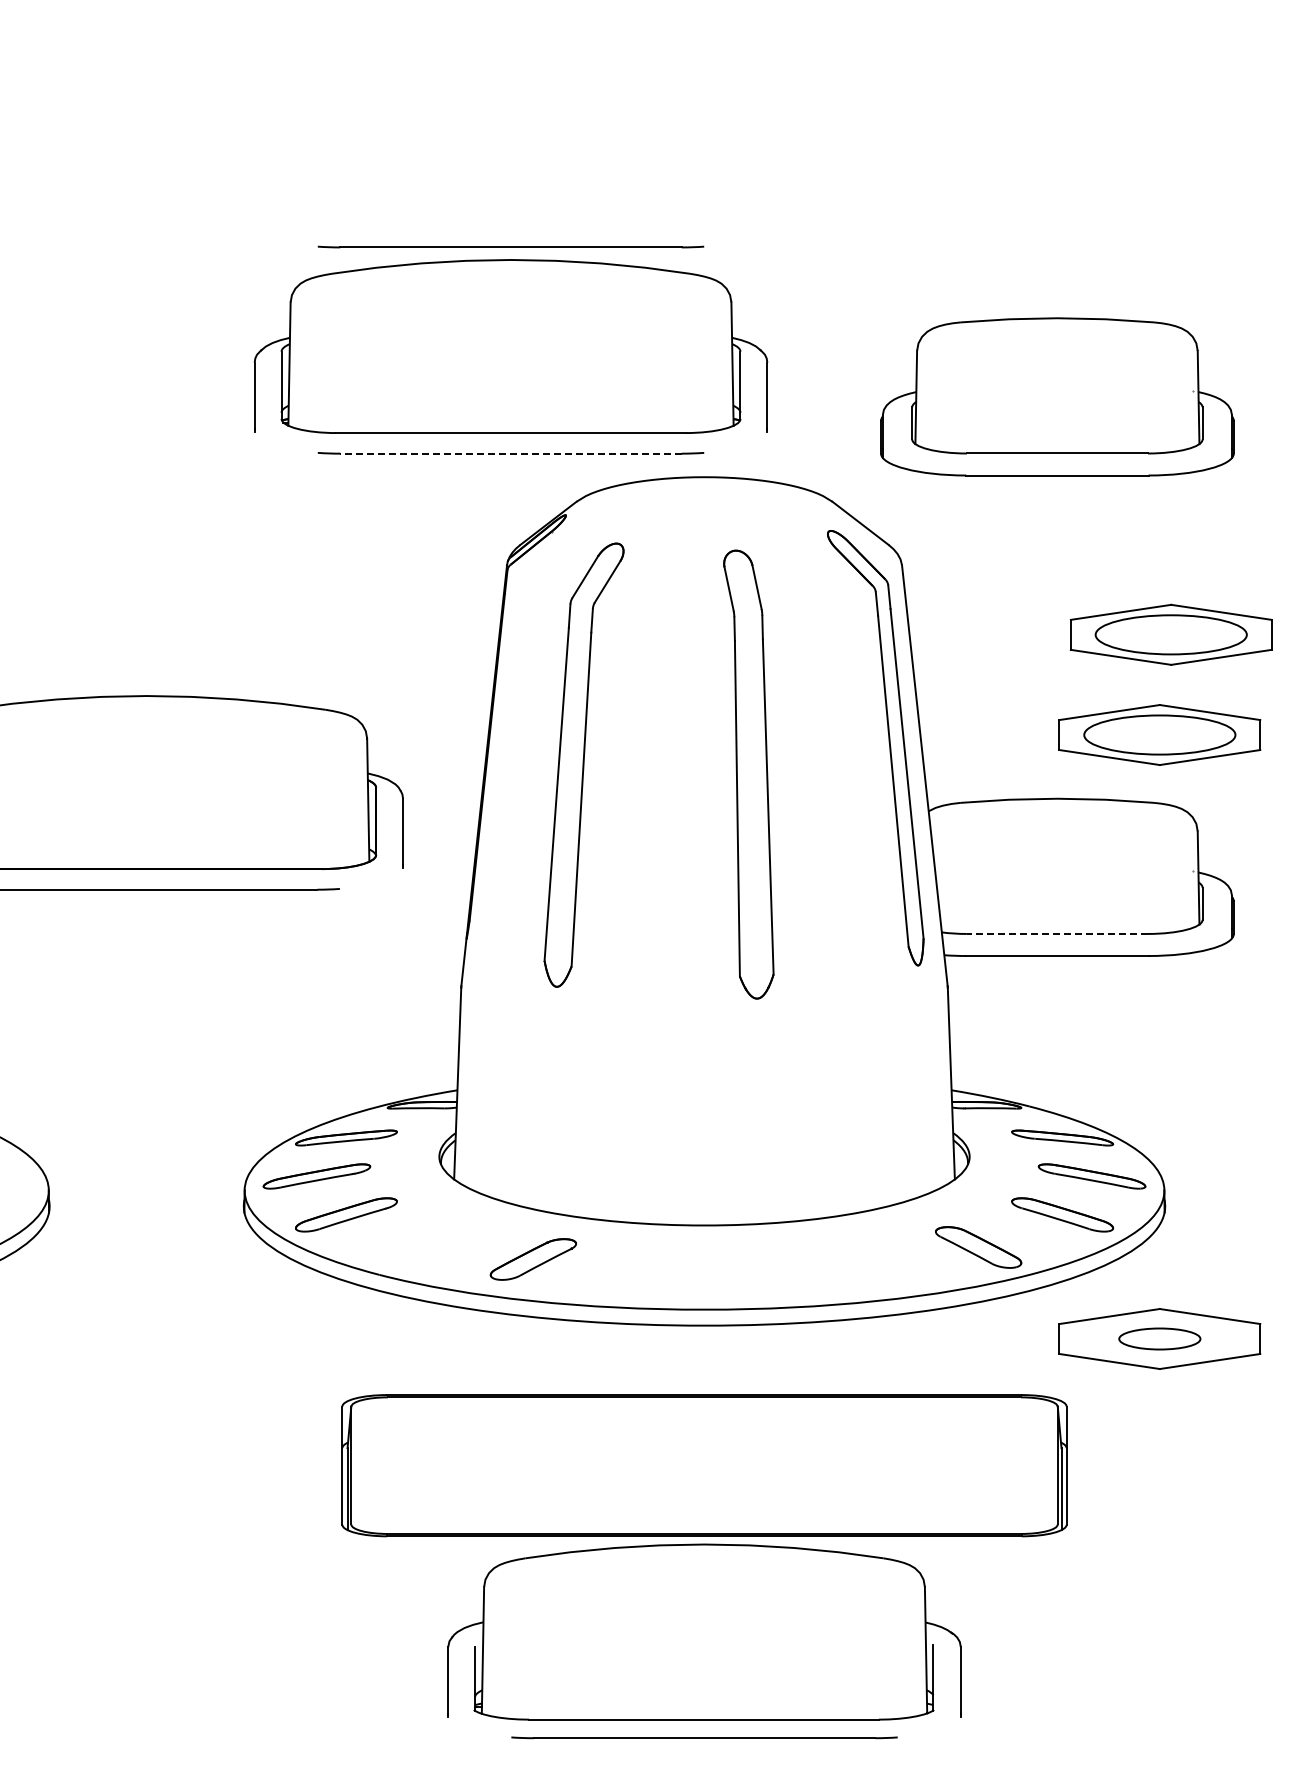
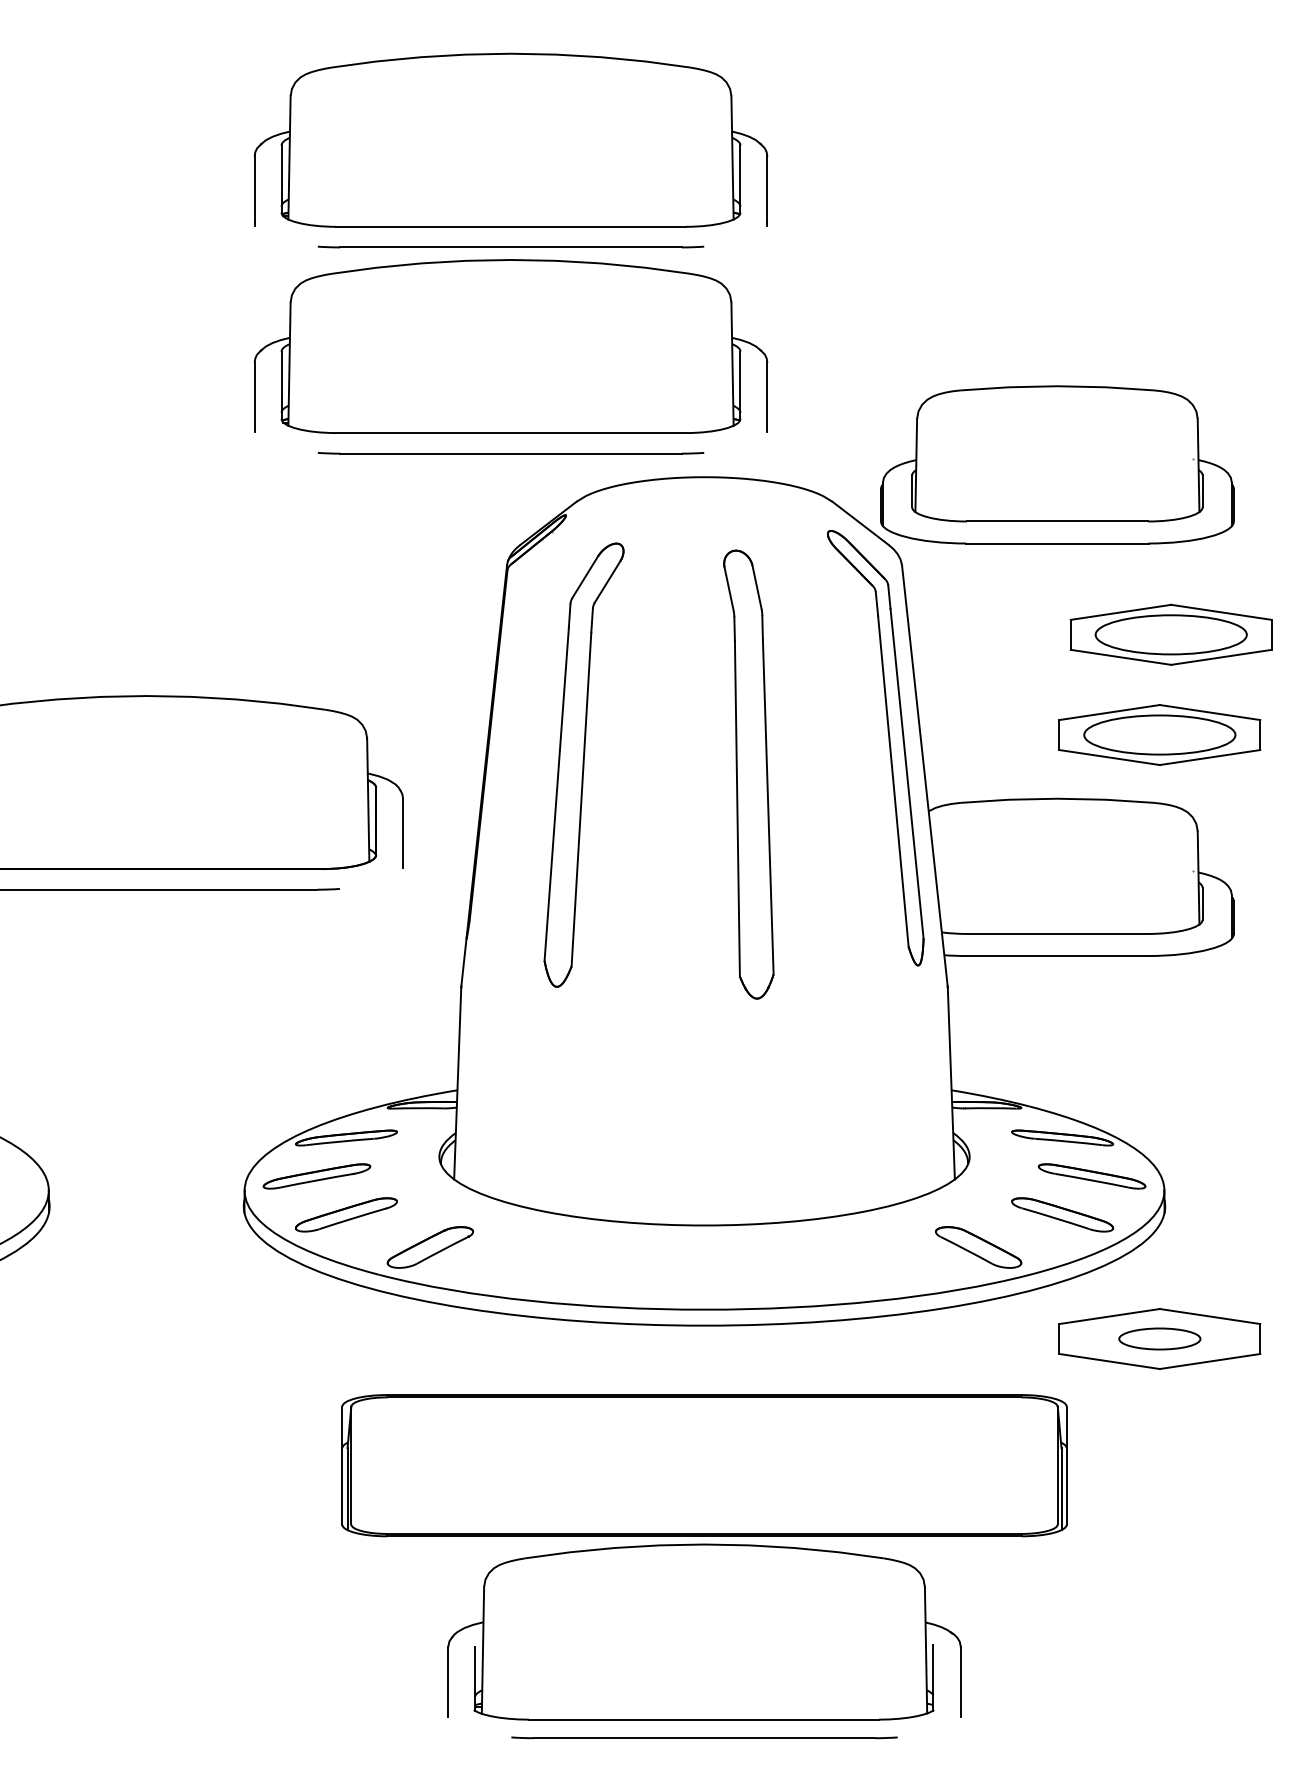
part: none -> present (510, 139)
part position: (1057, 396) -> (1057, 464) (1057, 464)
line: dashed -> solid (511, 453)
line: dashed -> solid (1057, 933)
part position: (533, 1259) -> (430, 1247) (430, 1247)
